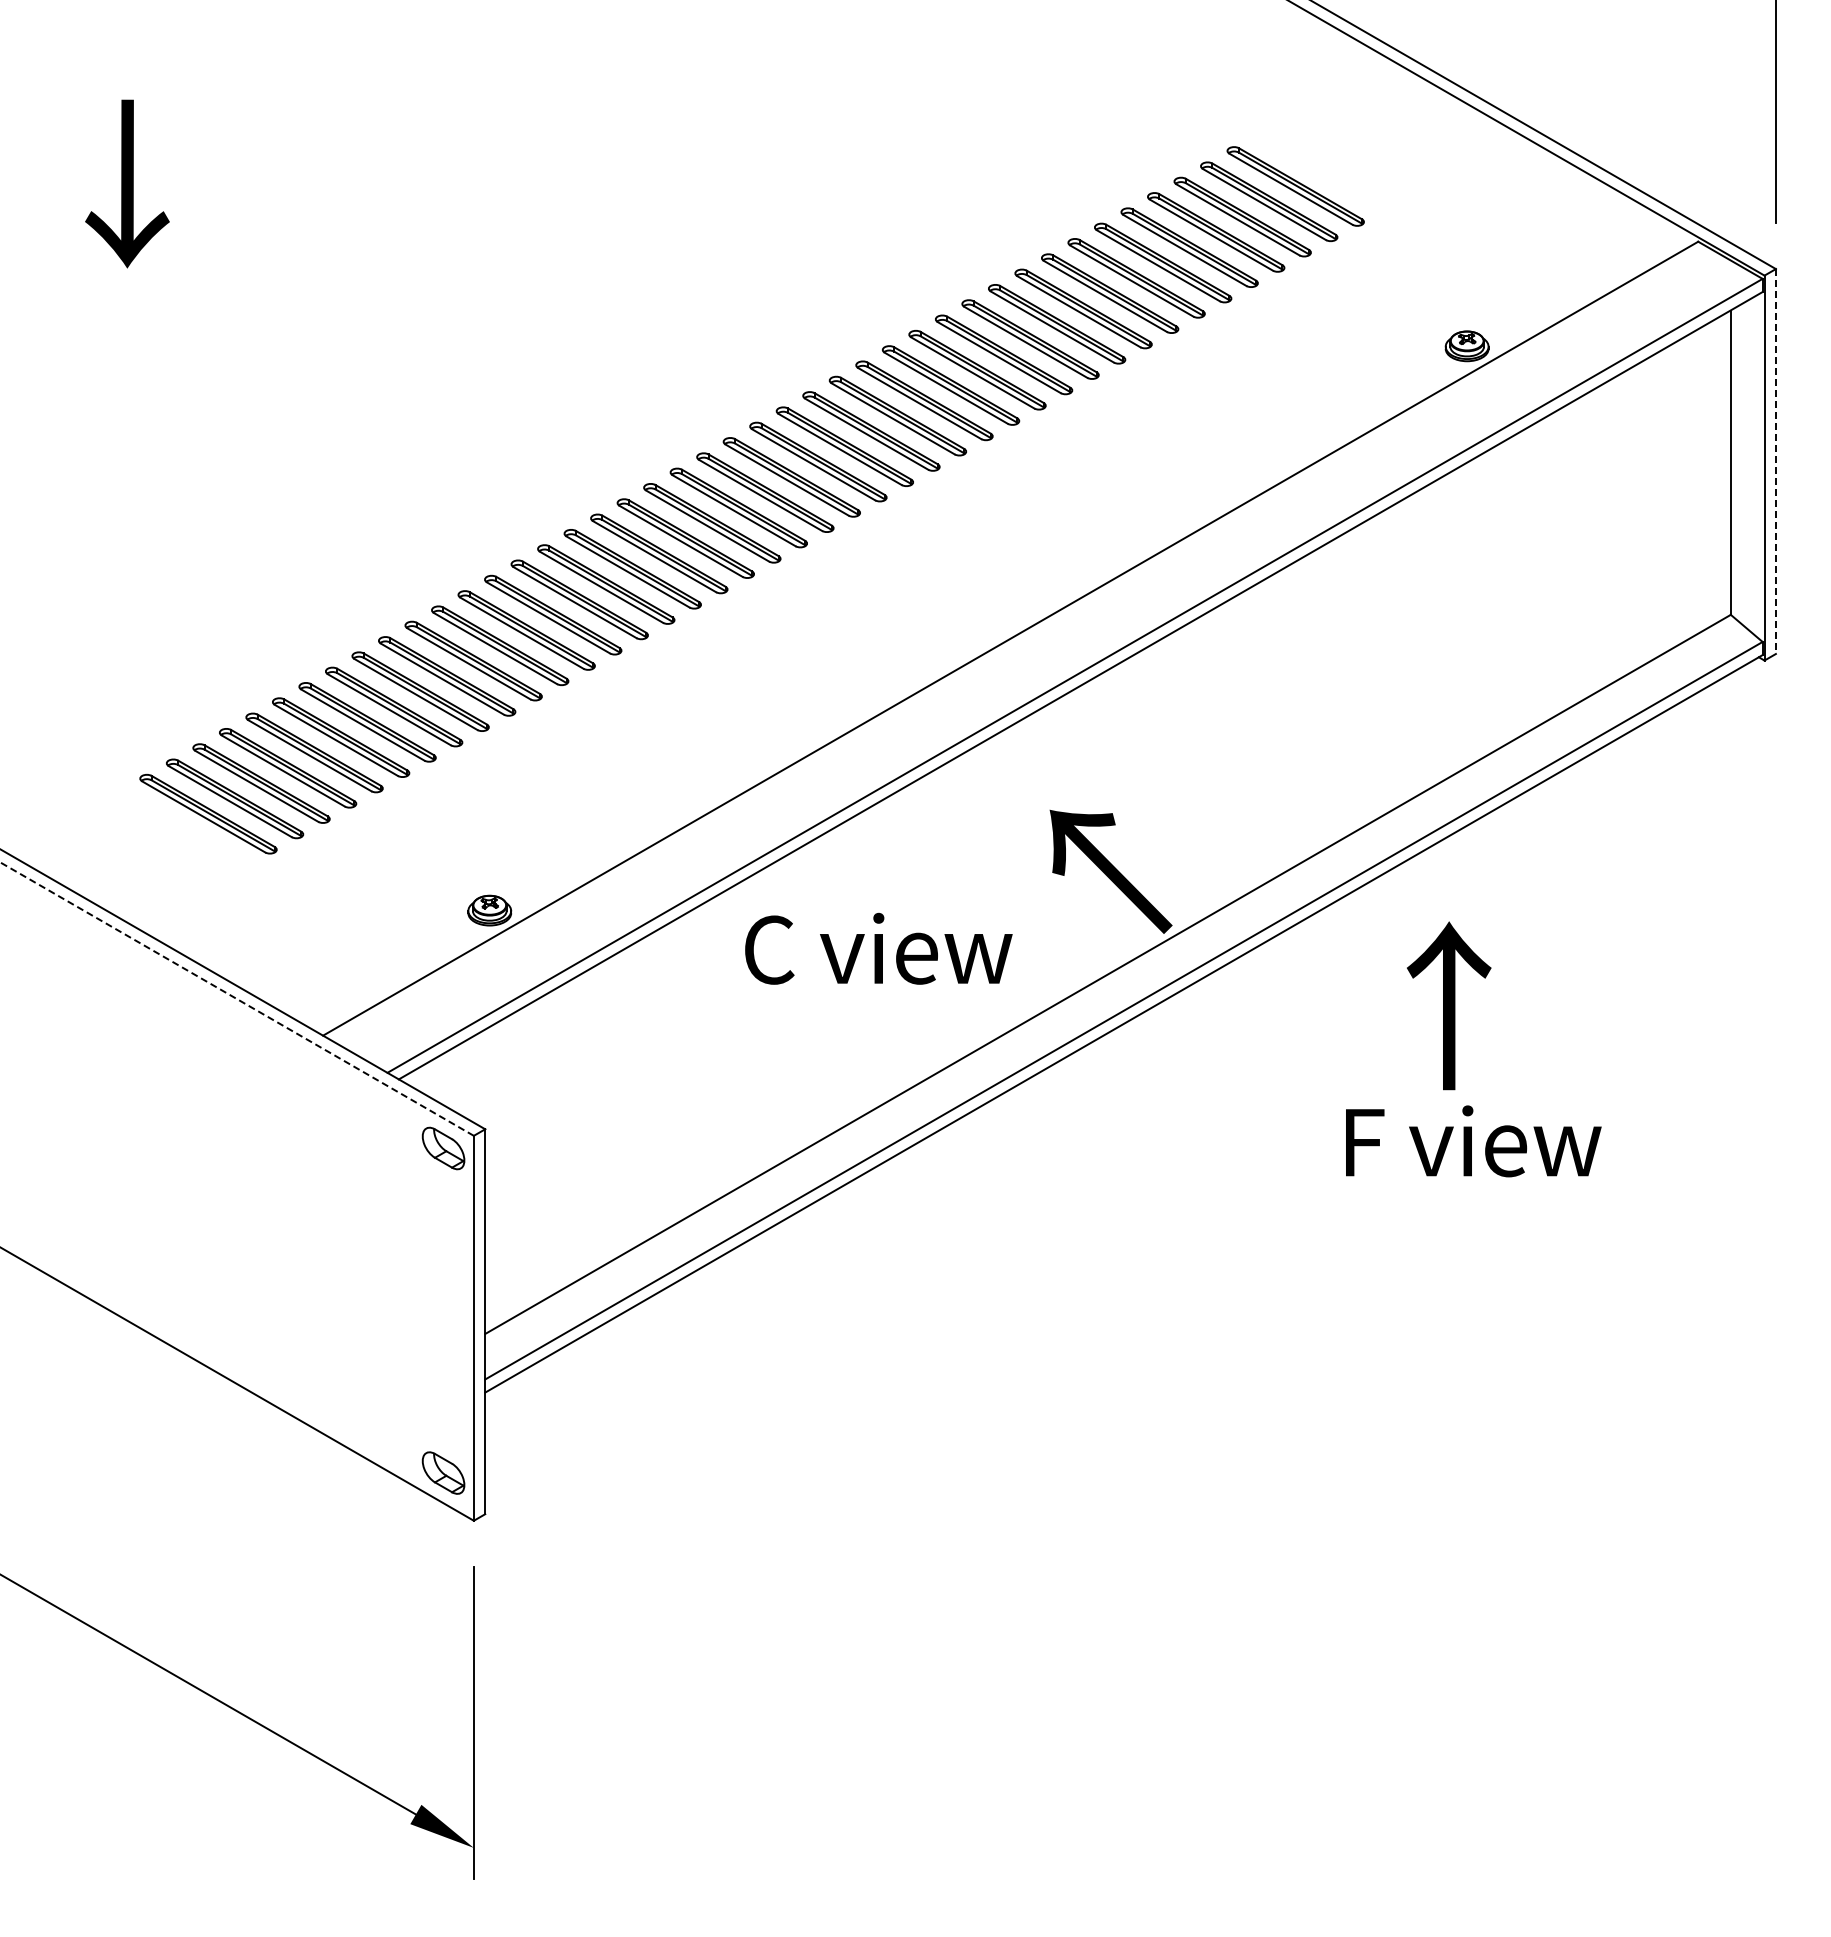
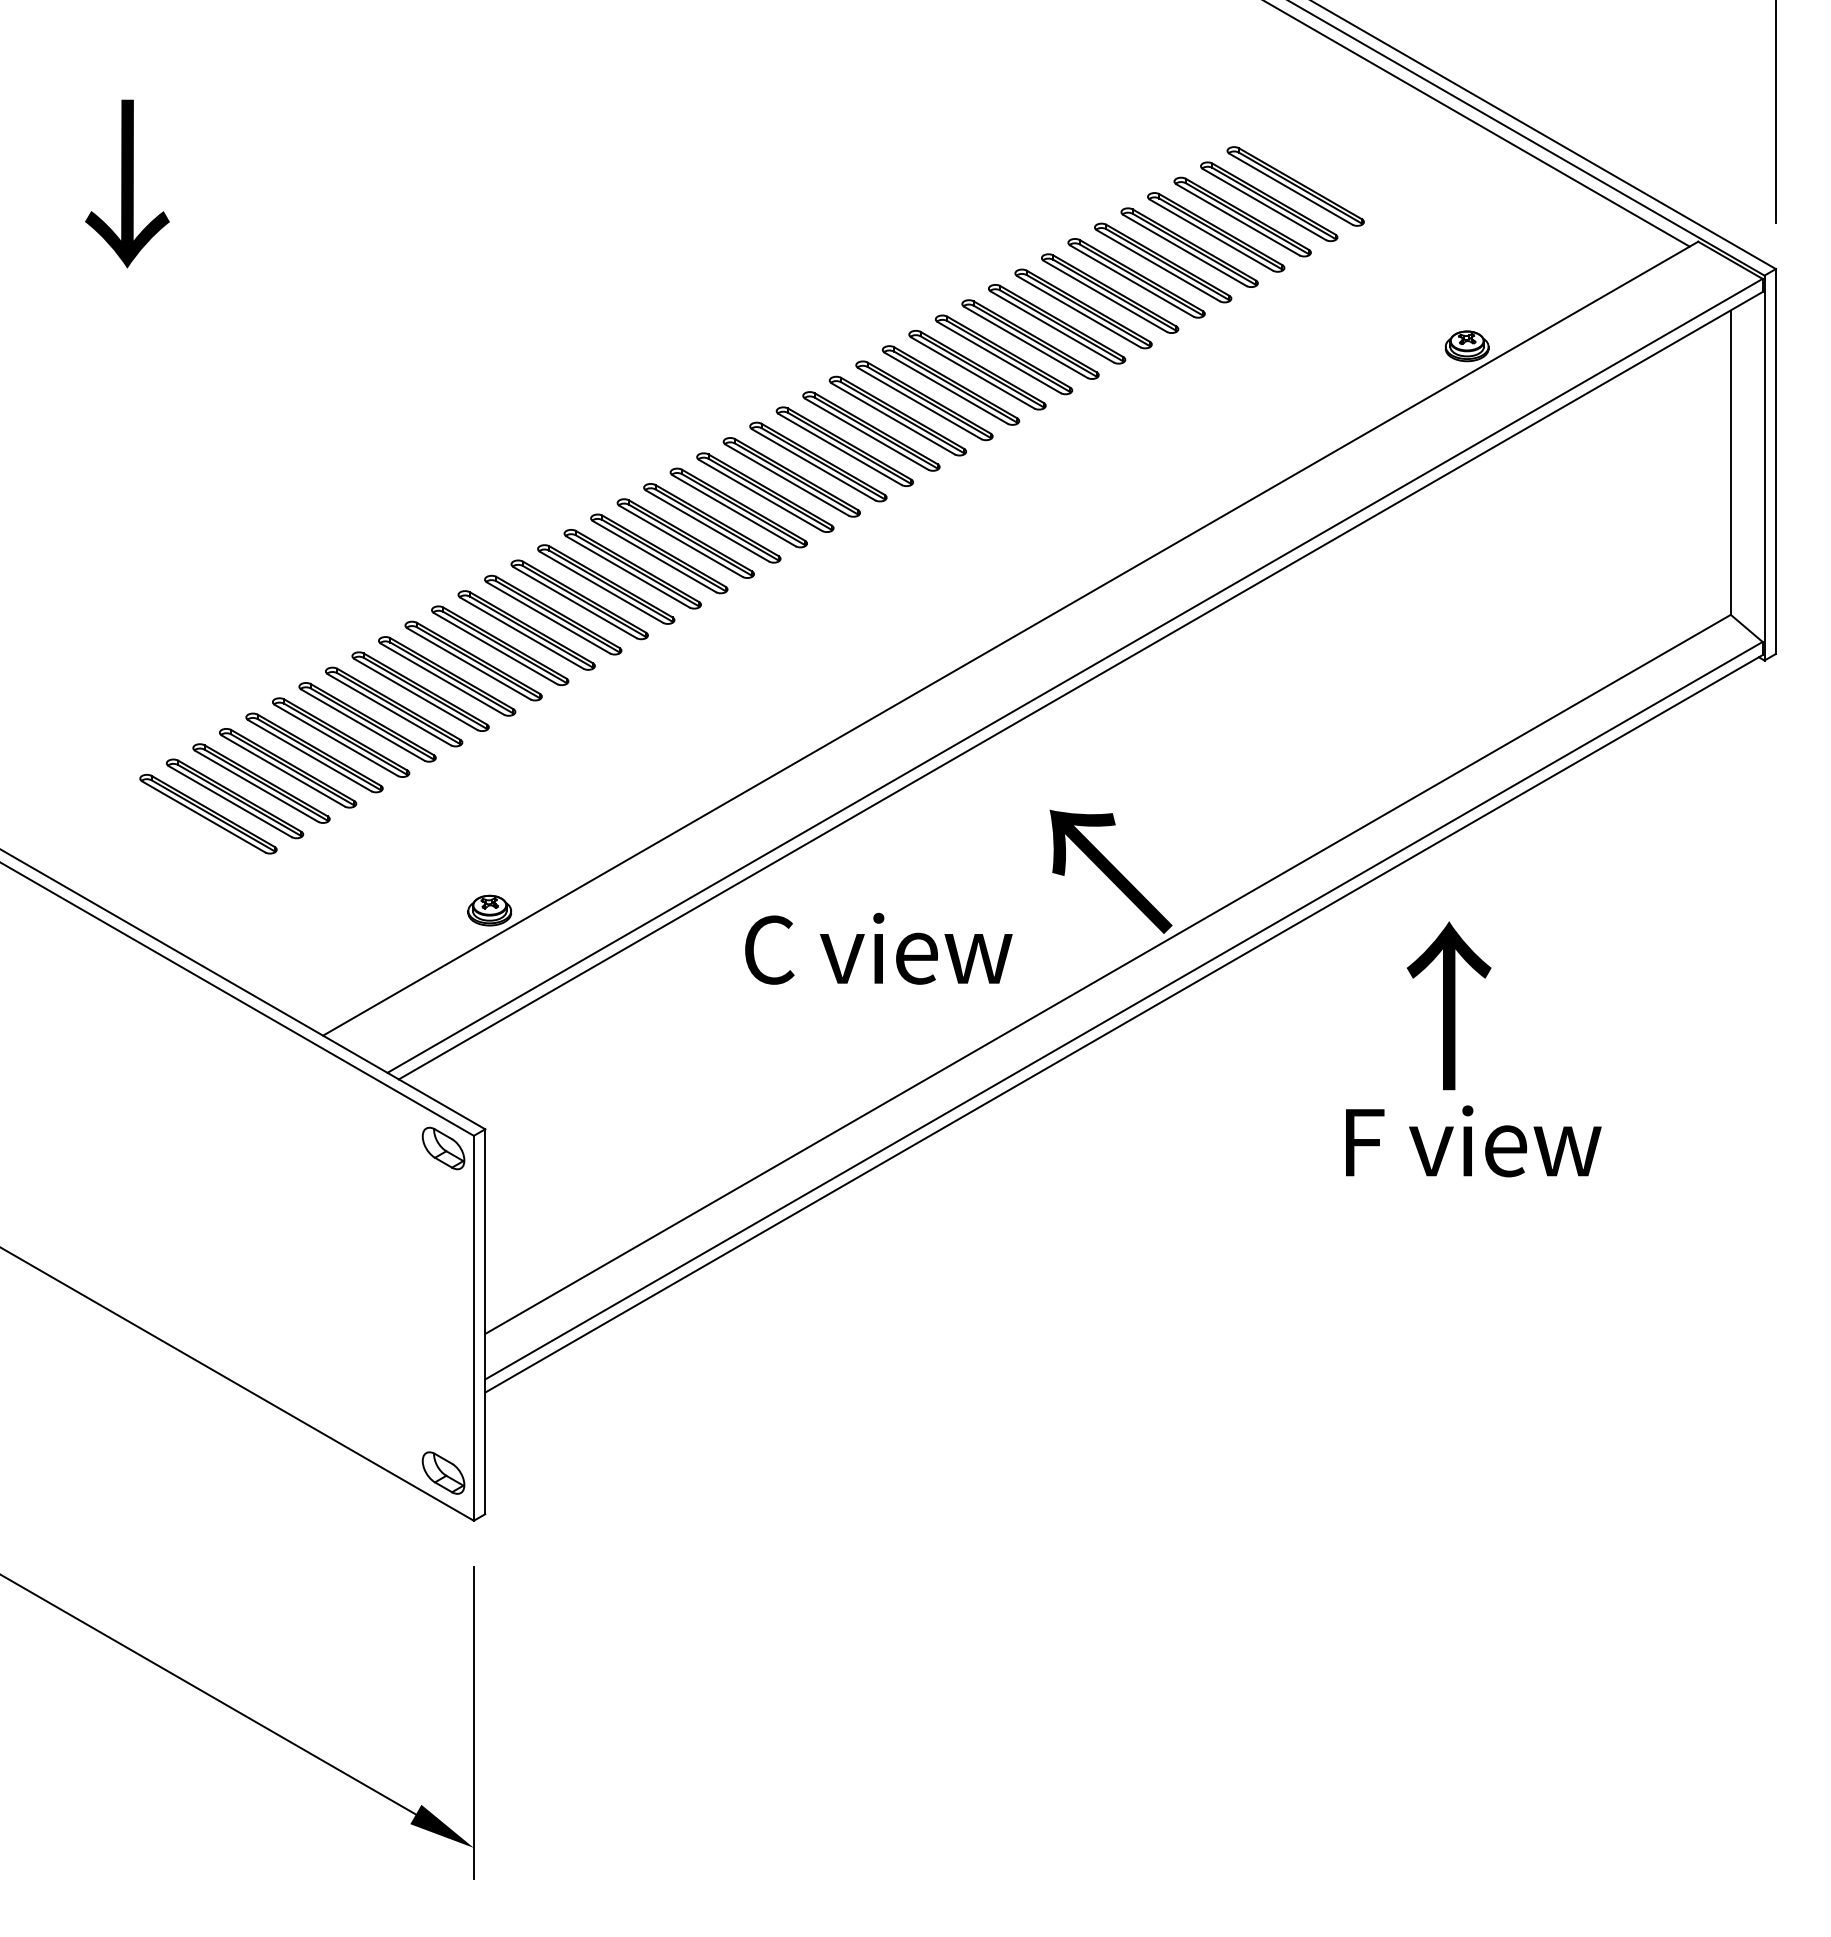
line: none -> present (1477, 124)
line: dashed -> solid (1775, 462)
line: dashed -> solid (236, 998)
